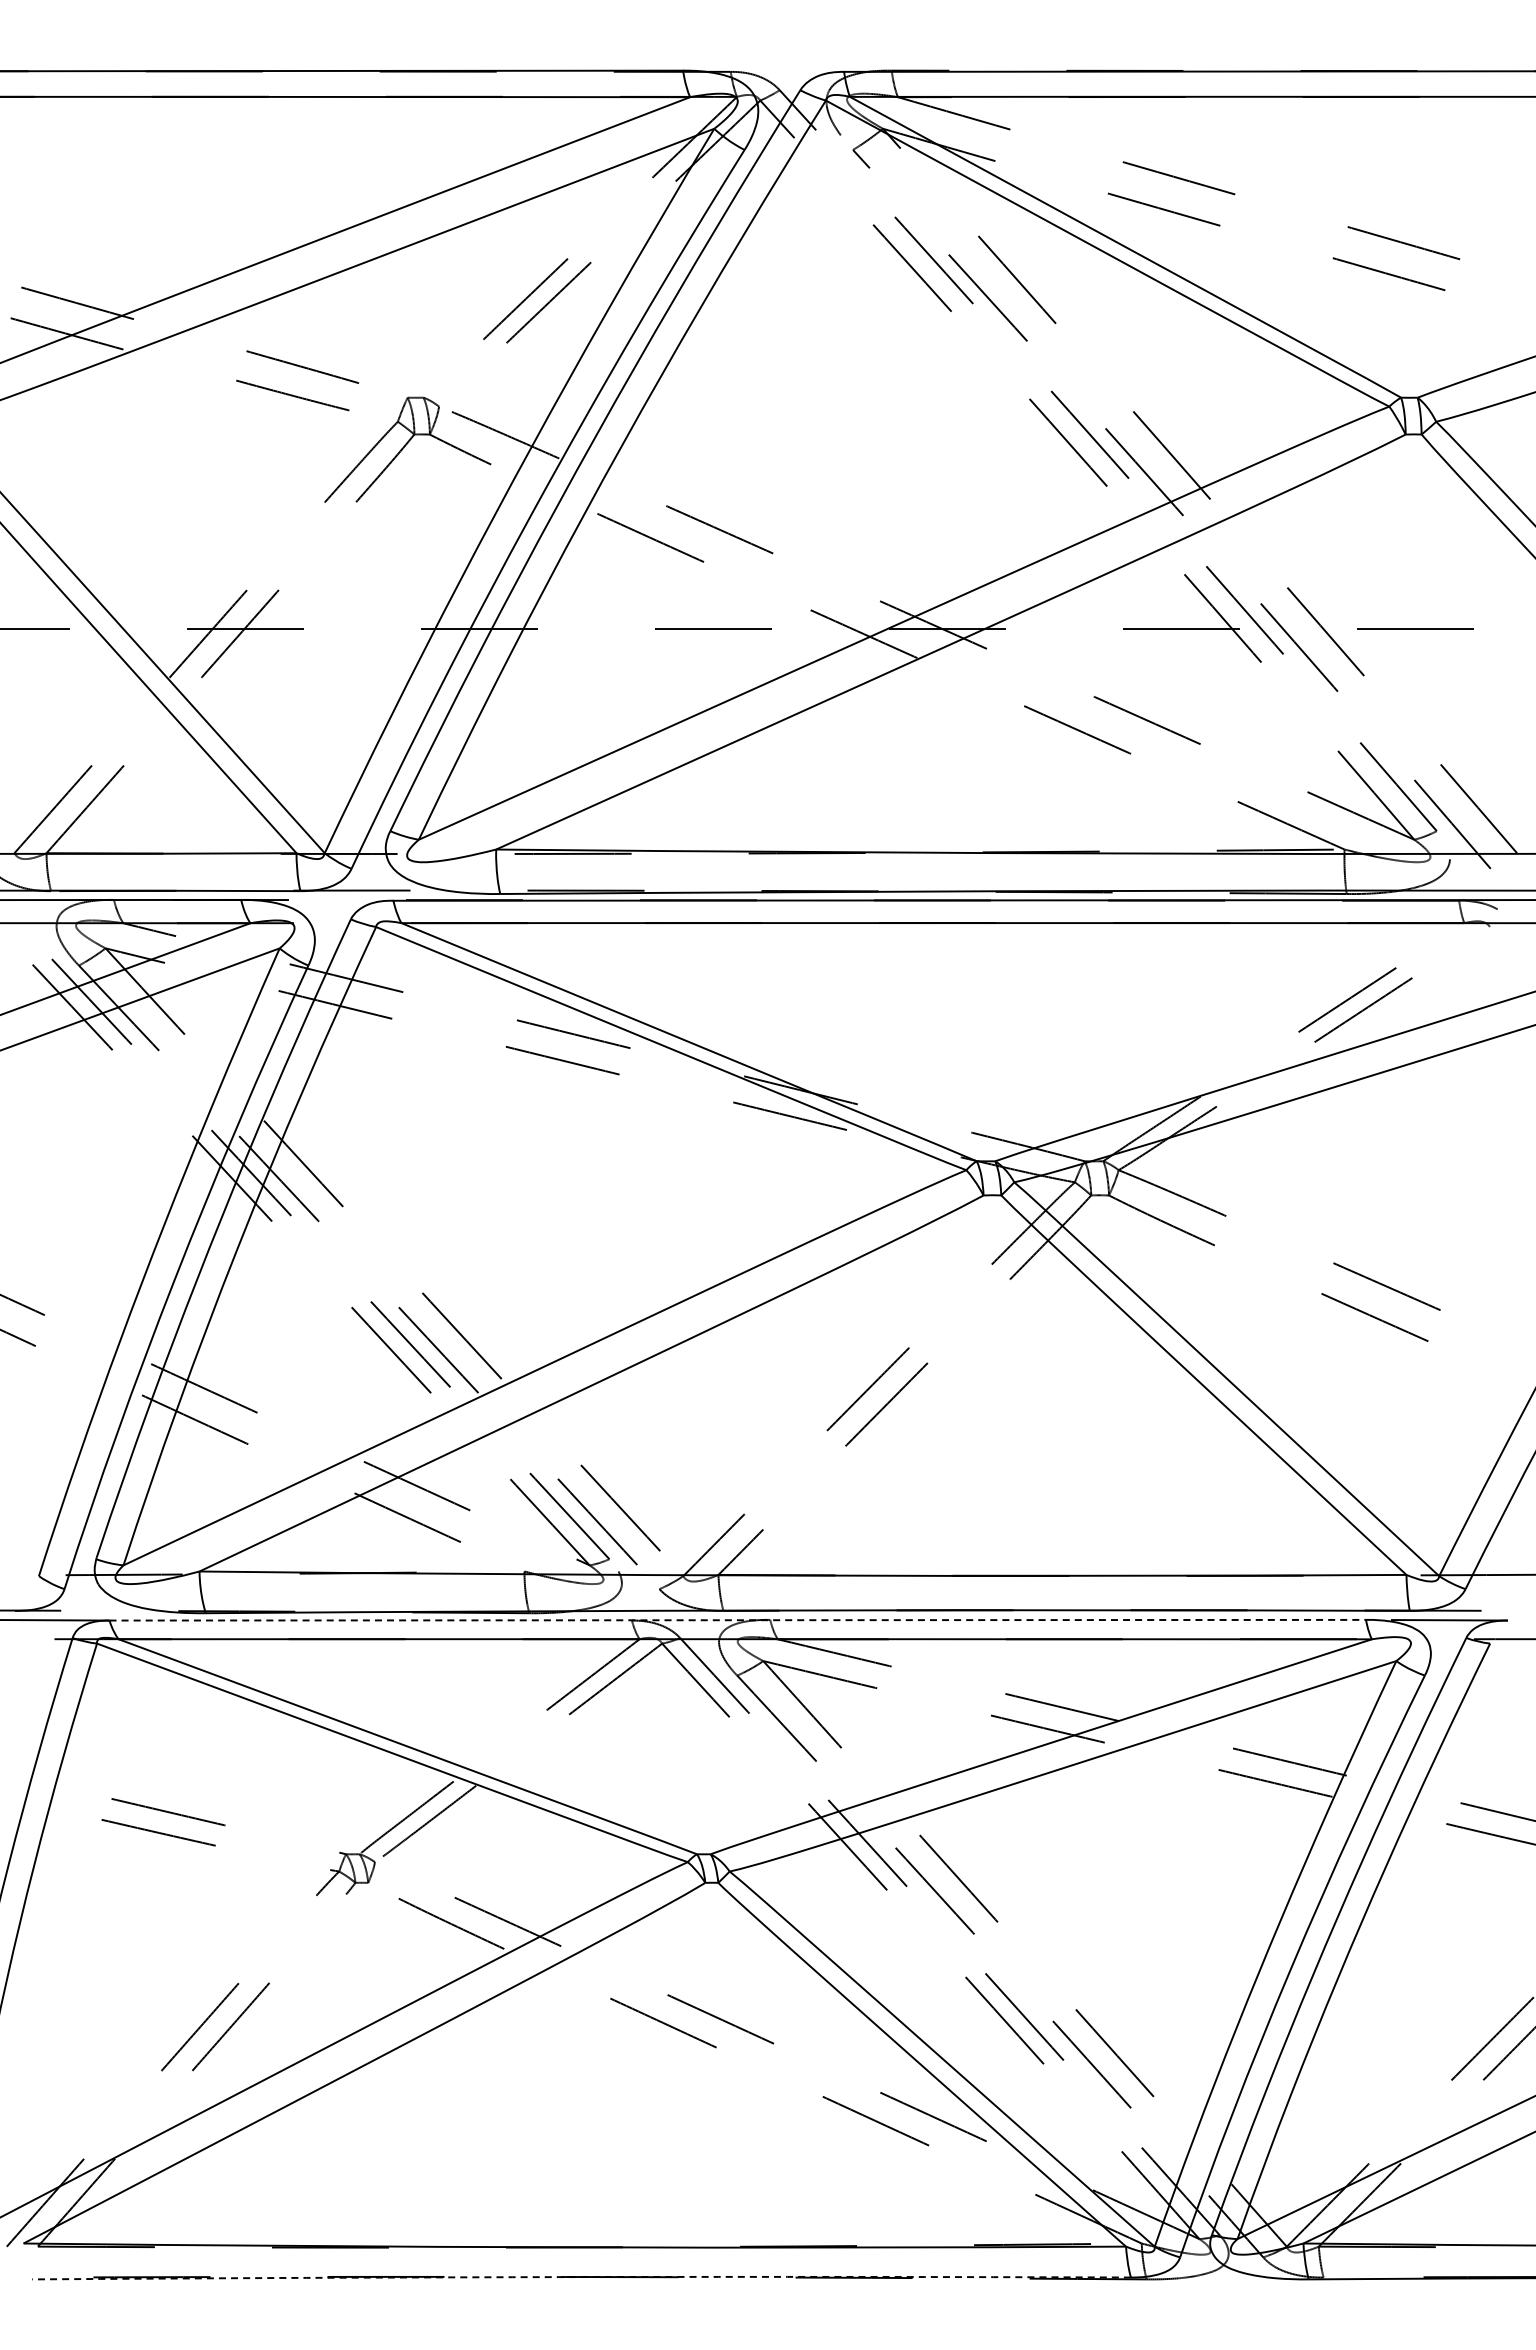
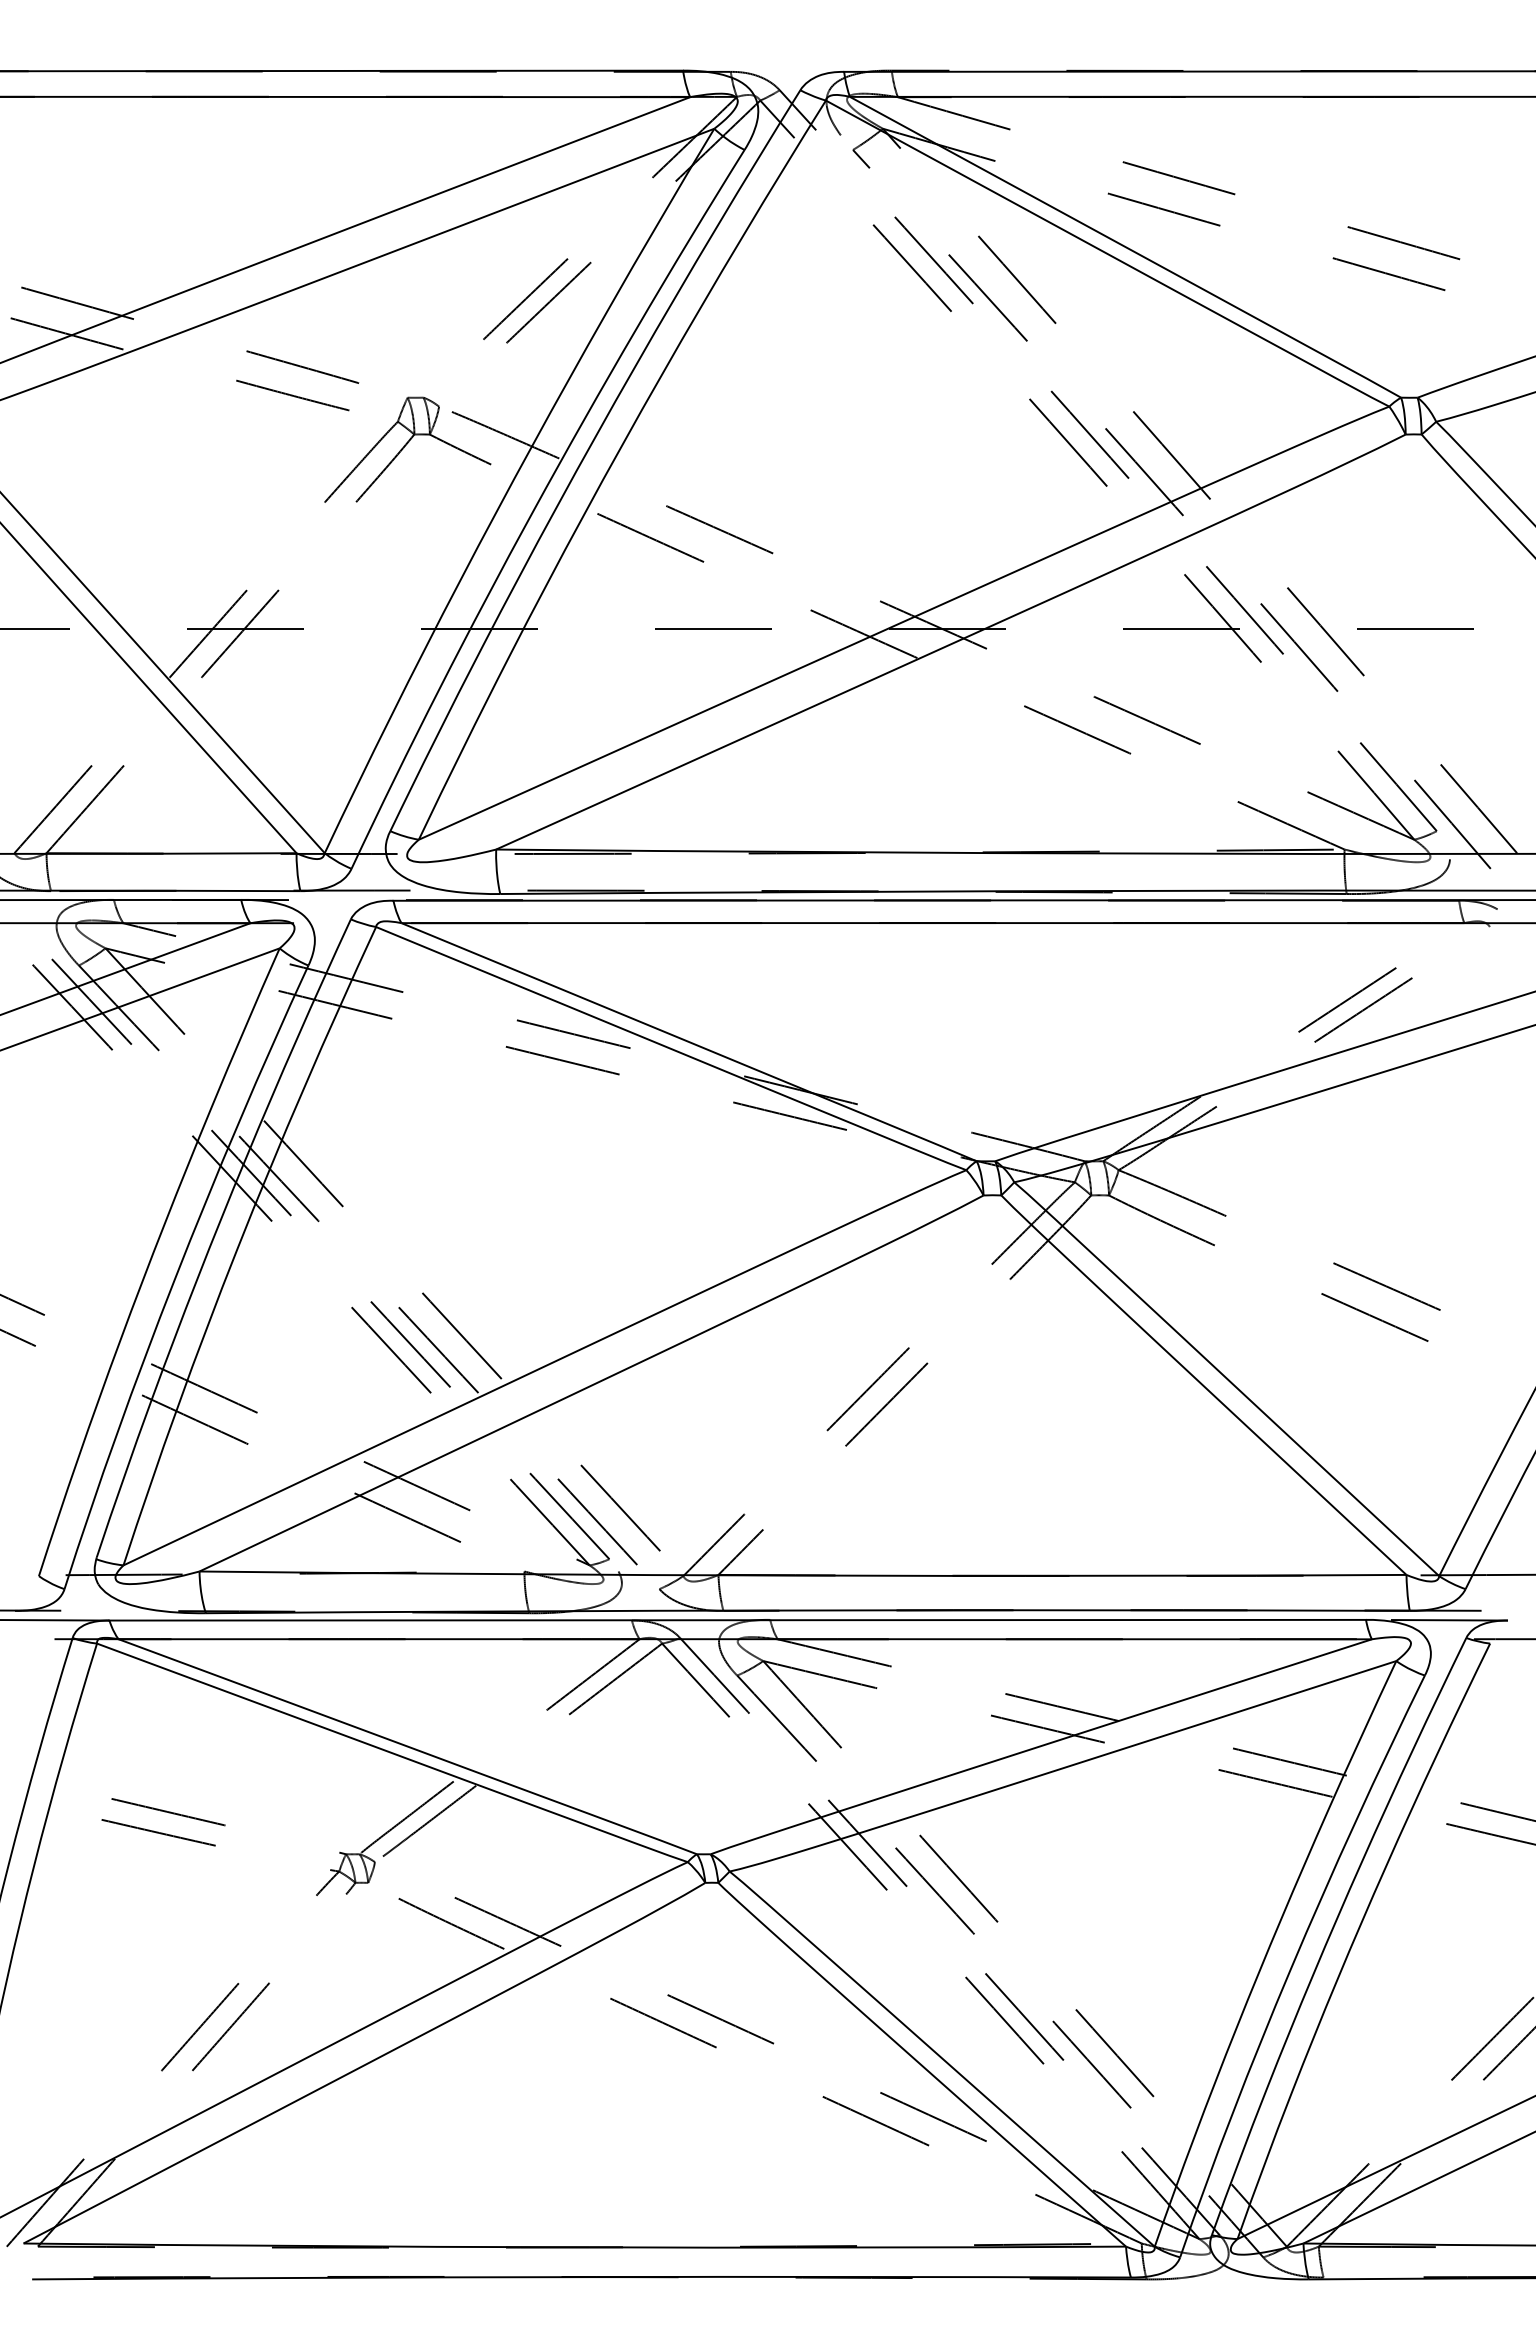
line: dashed -> solid (738, 1620)
arc: dashed -> solid (581, 2277)
